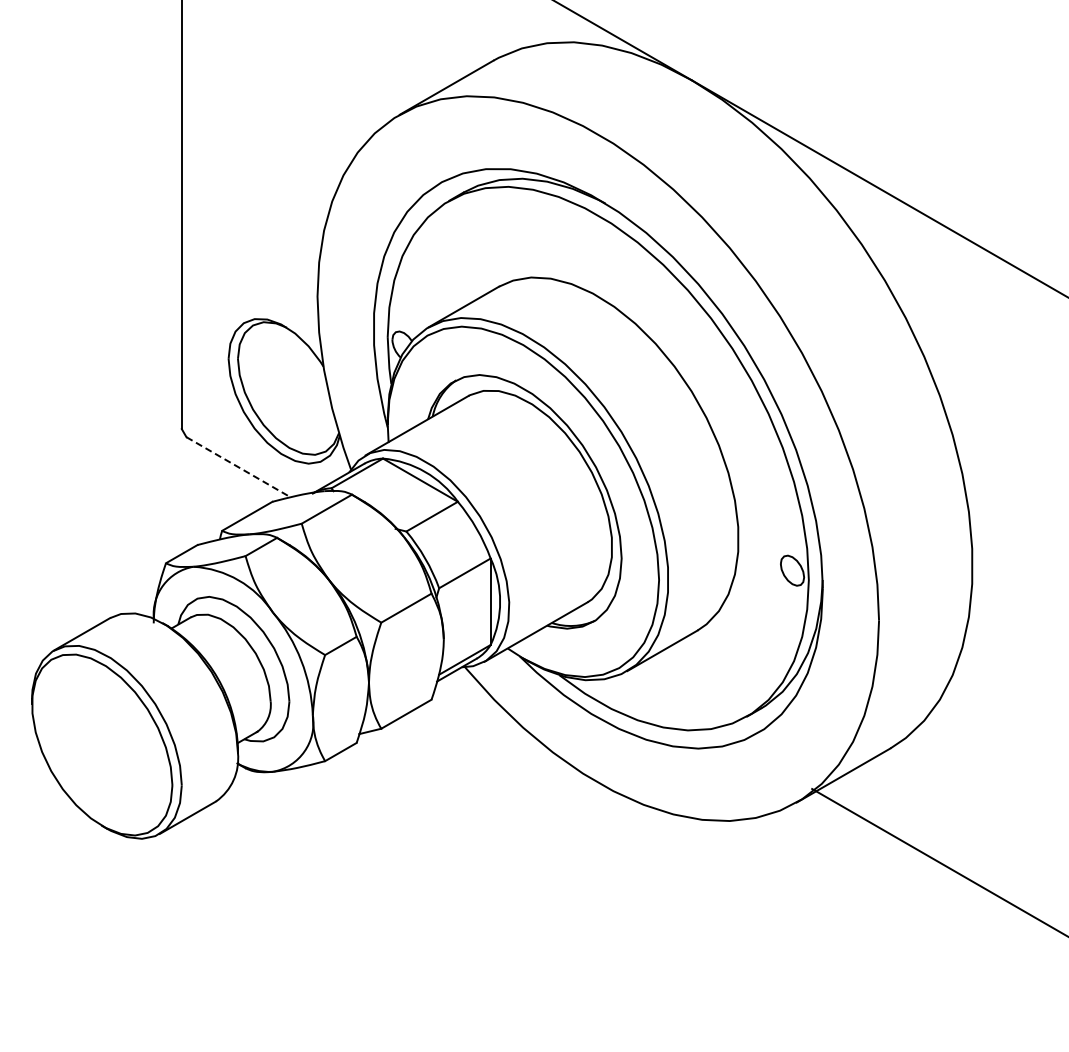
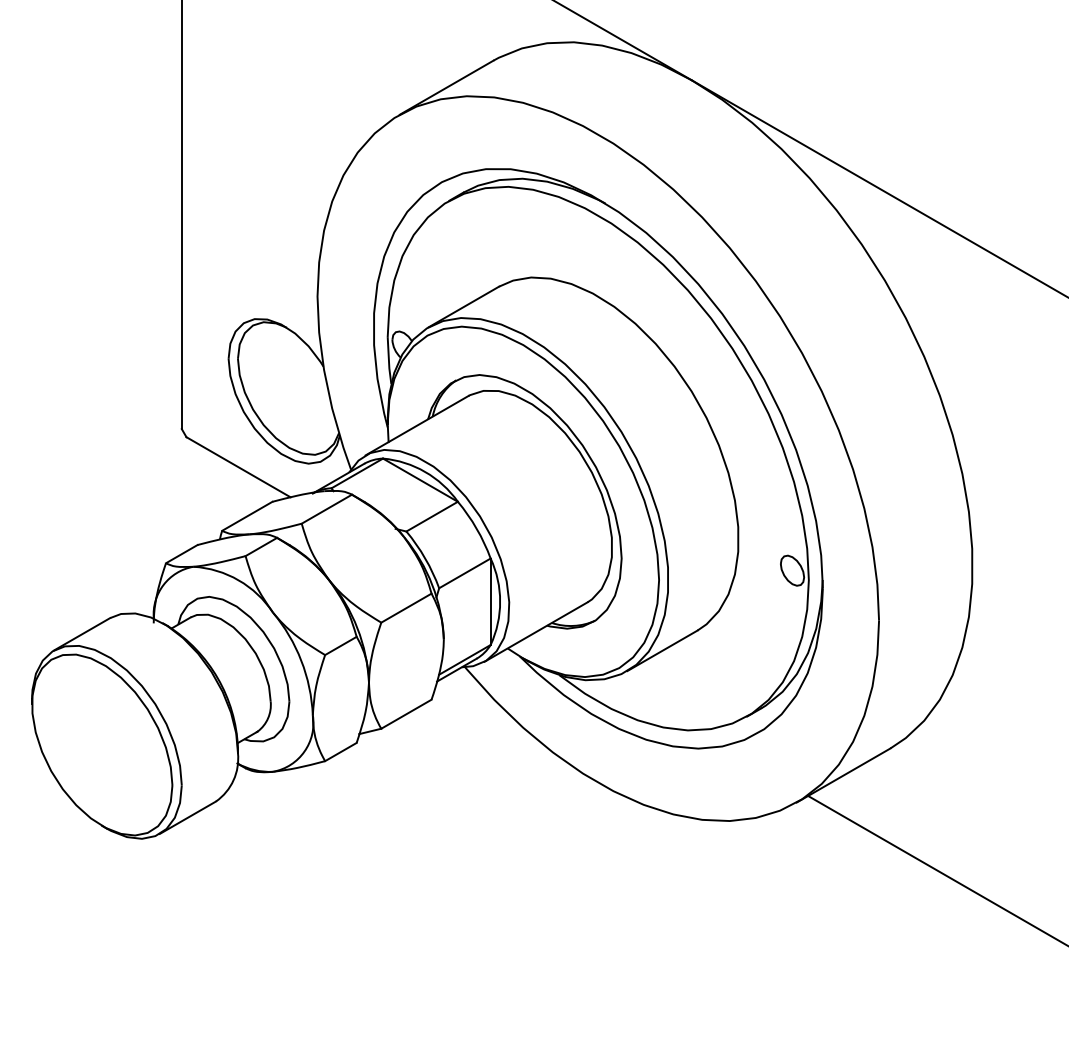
line: dashed -> solid (239, 467)
line position: (938, 861) -> (936, 869) (936, 869)
